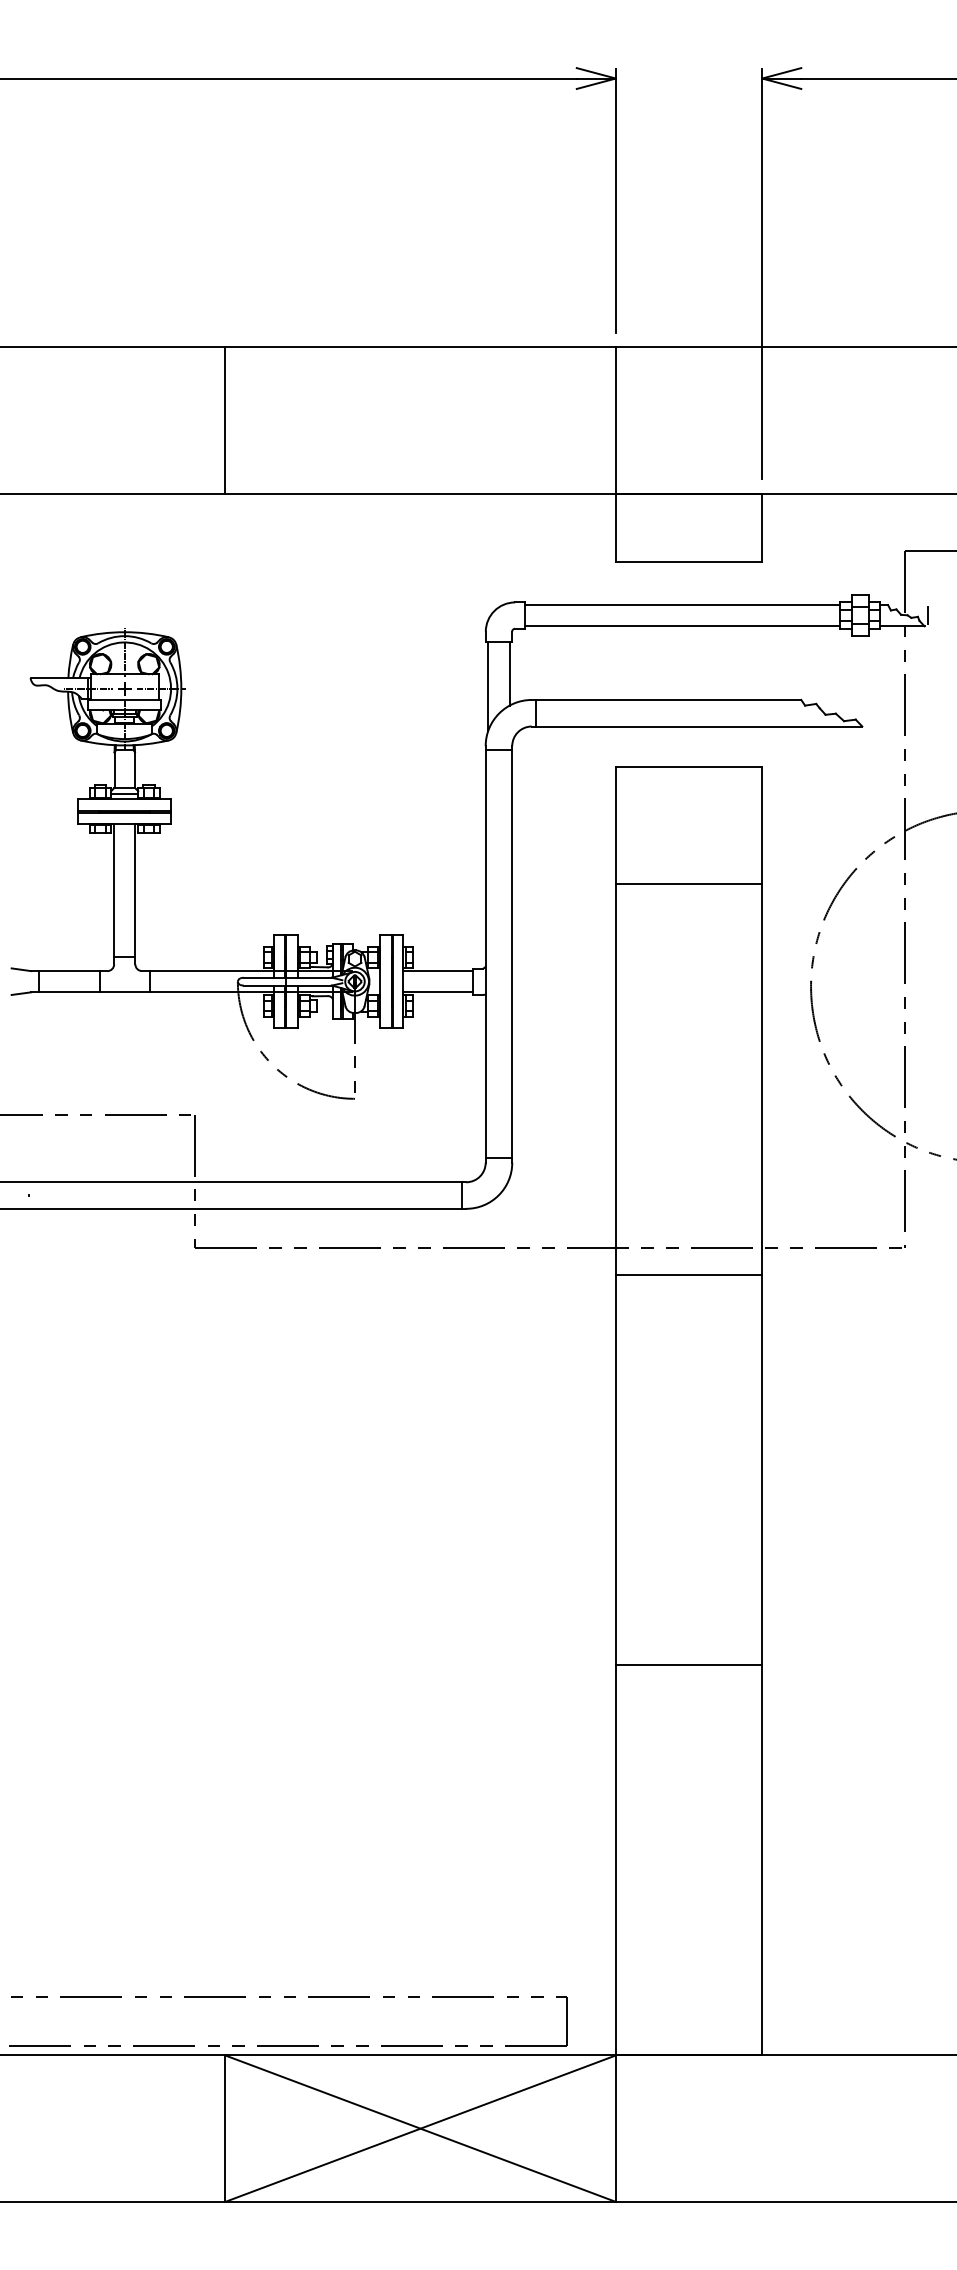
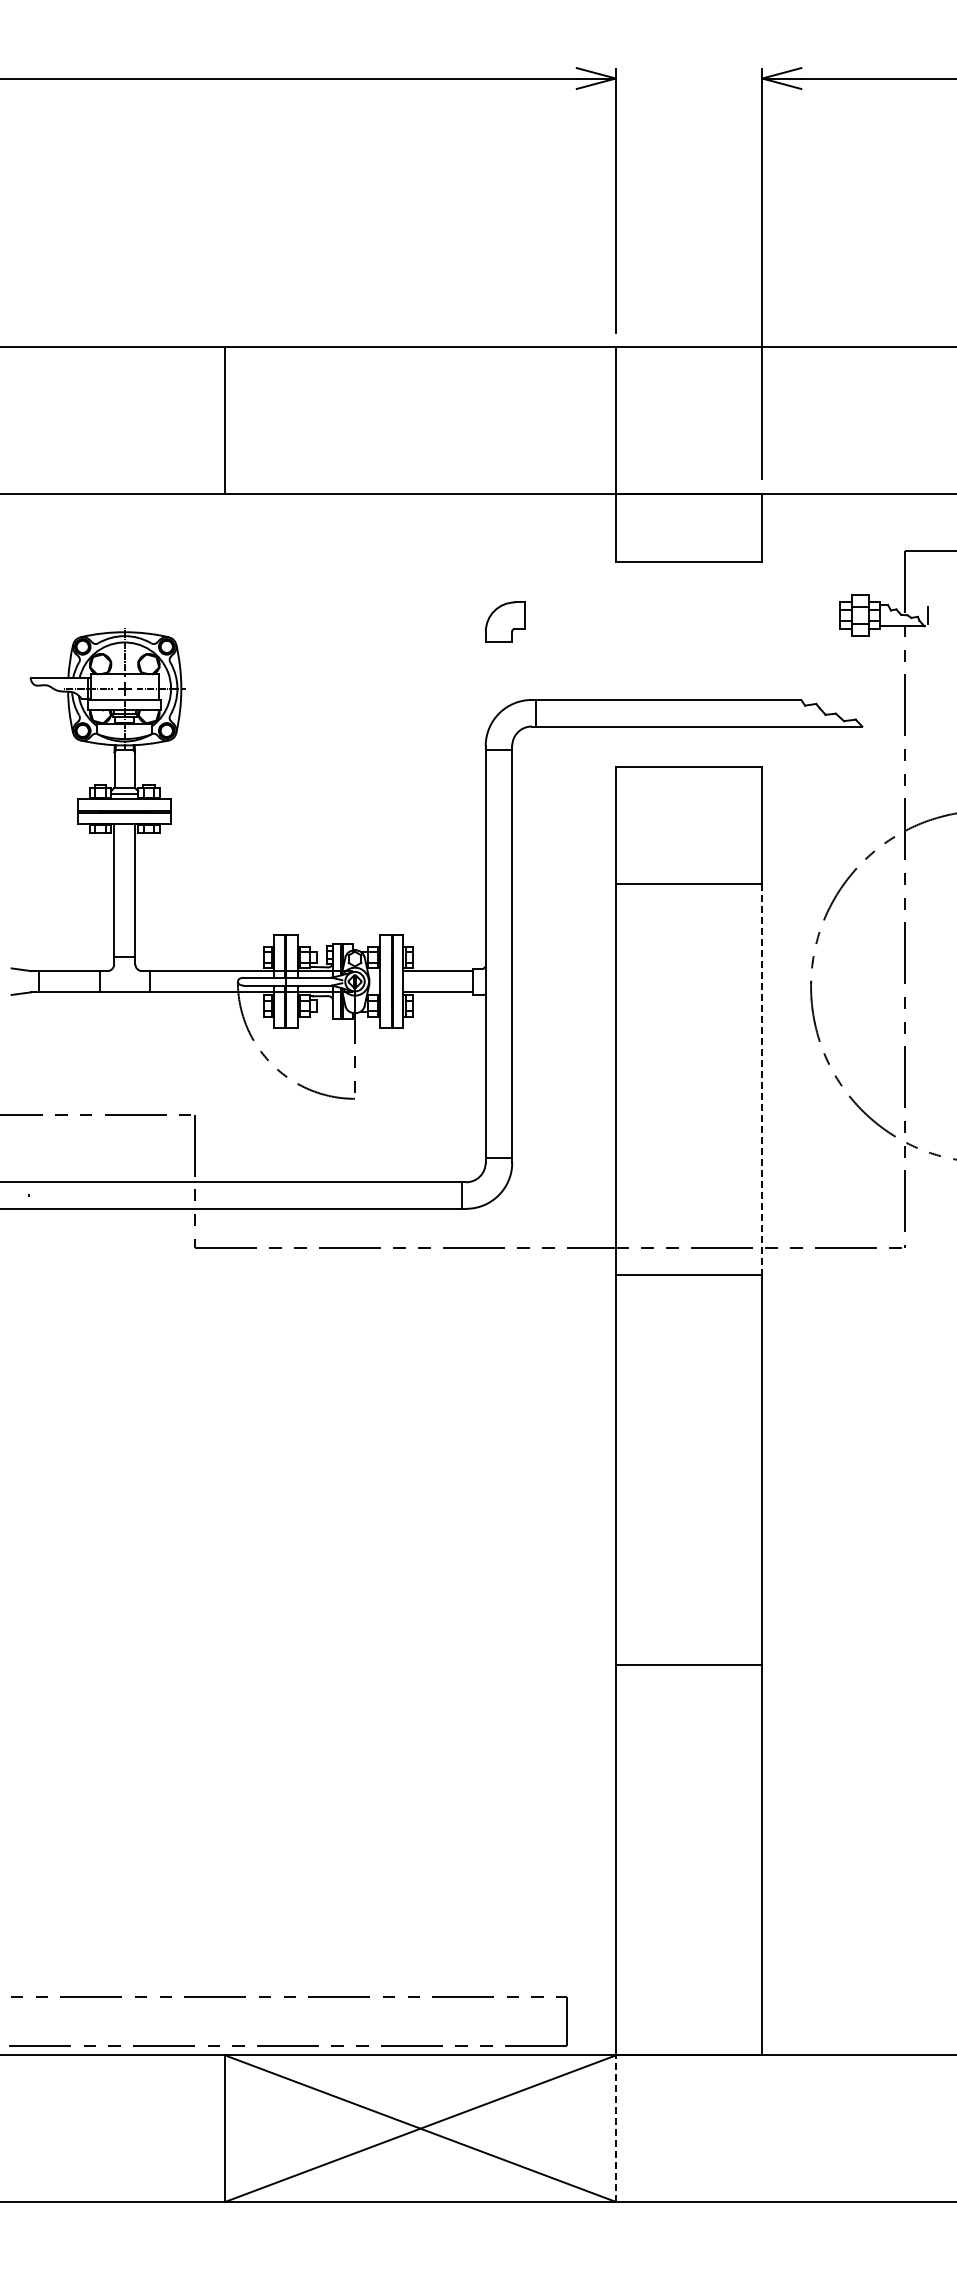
line: present -> none (682, 605)
line: present -> none (682, 626)
line: present -> none (509, 673)
line: present -> none (488, 685)
line: solid -> dashed (762, 1079)
line: solid -> dashed (615, 2128)
